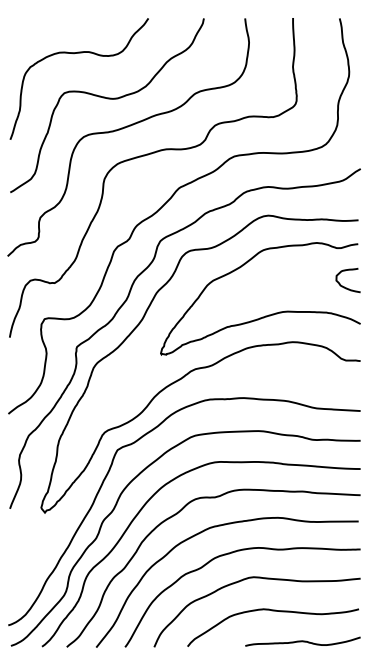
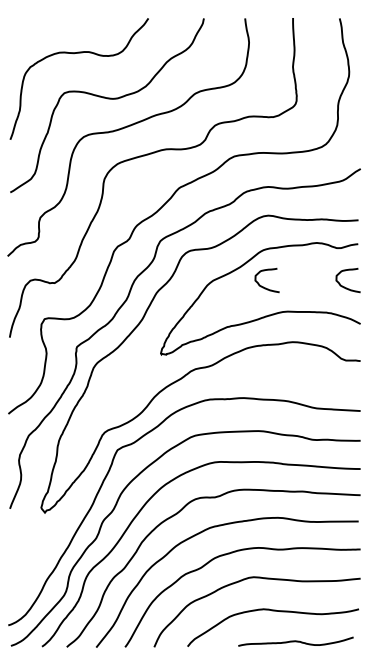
curve: none -> present (263, 286)
curve position: (302, 641) -> (295, 641) (295, 641)
